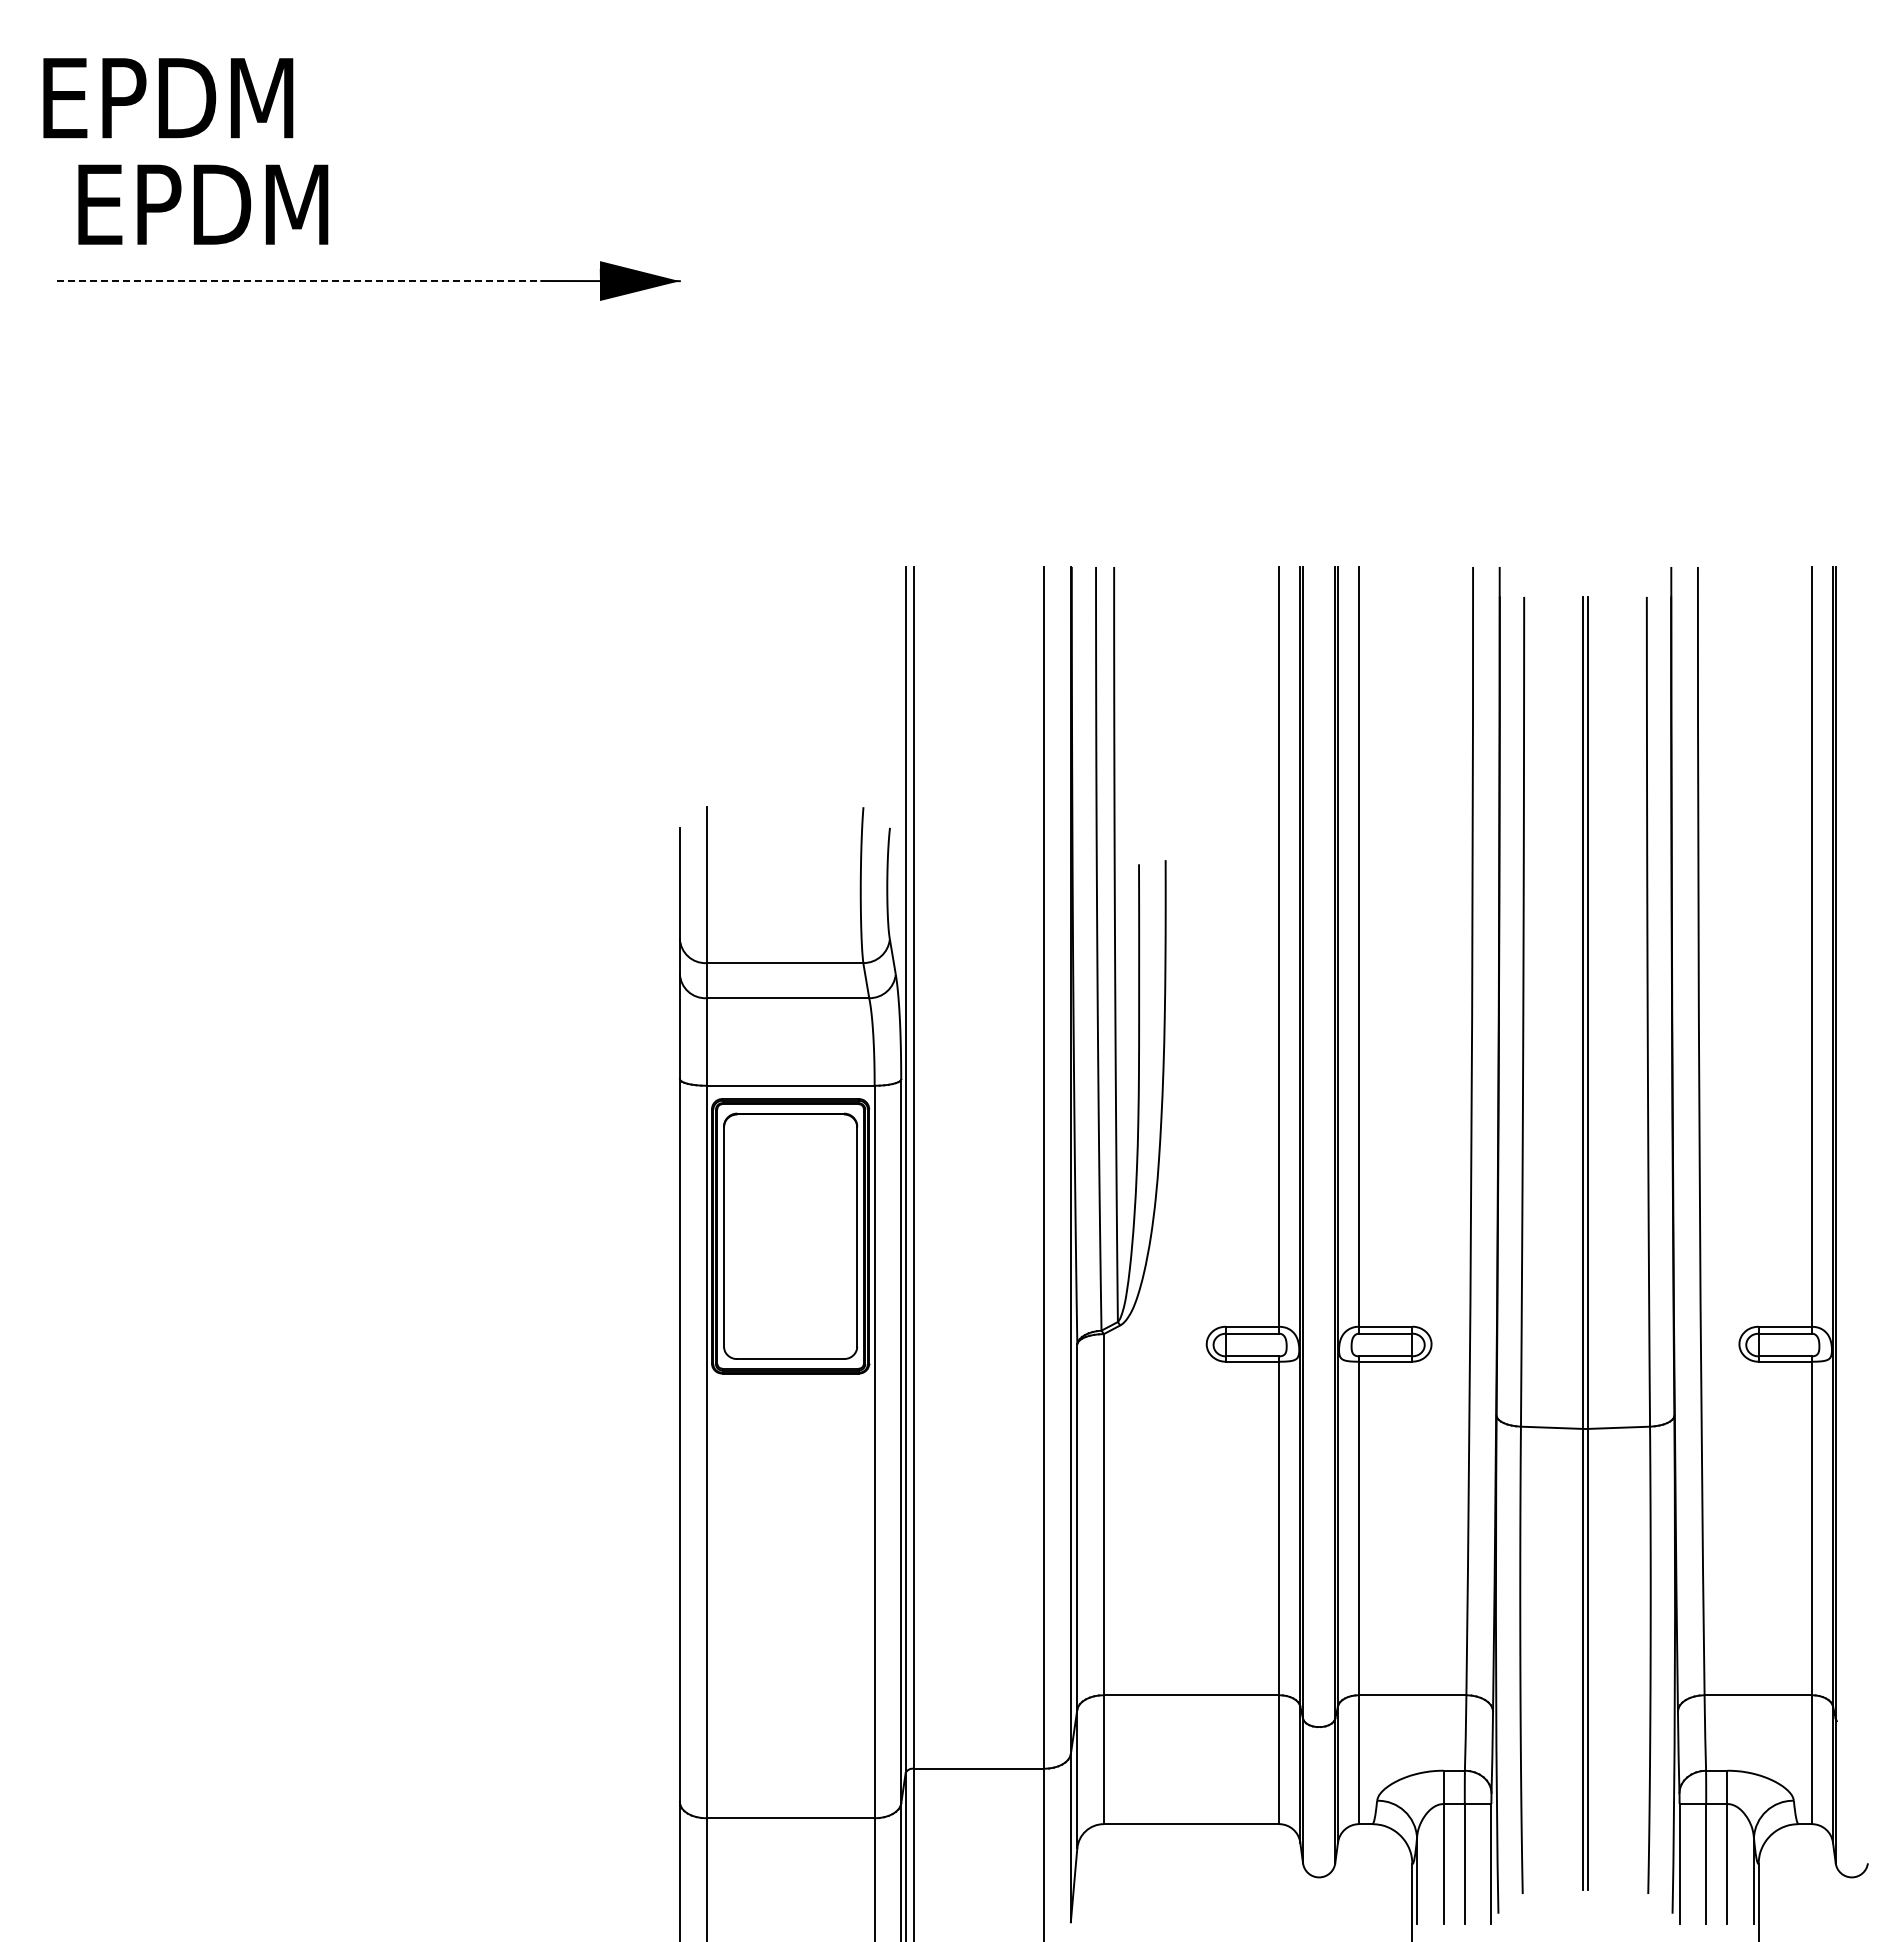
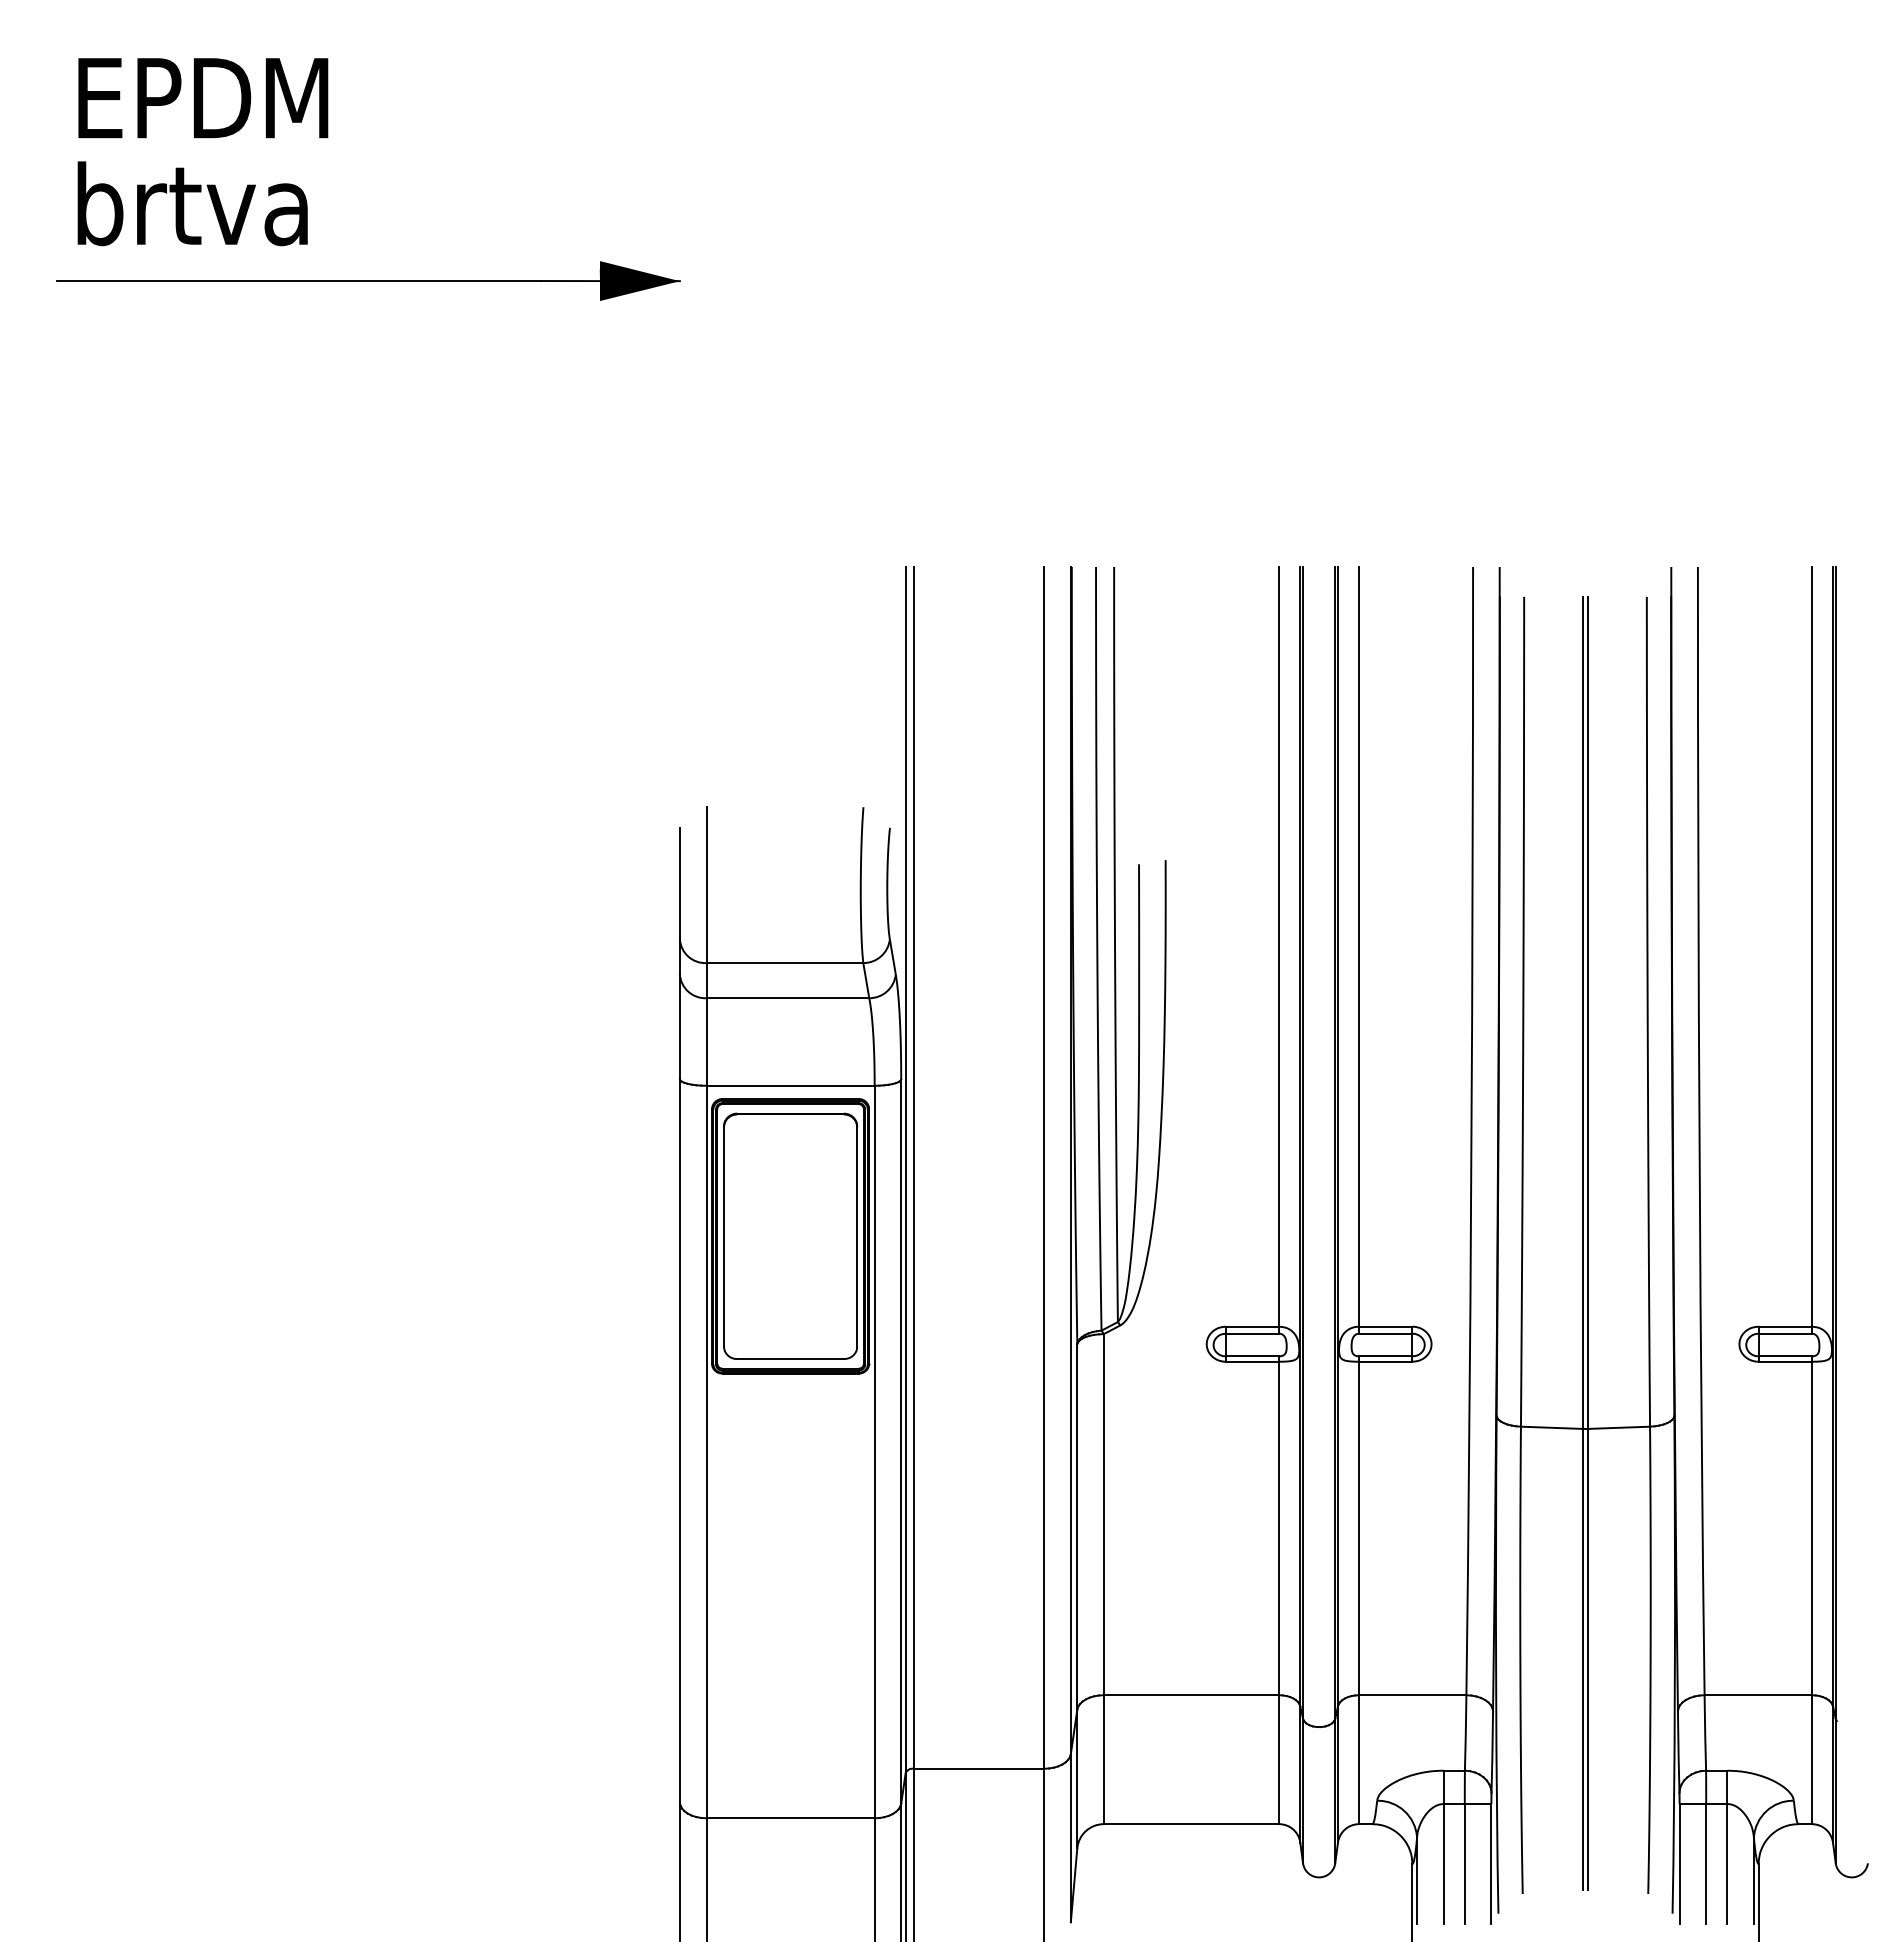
text position: (168, 98) -> (203, 98) (203, 98)
text: EPDM -> brtva (202, 203)
line: dashed -> solid (299, 281)
